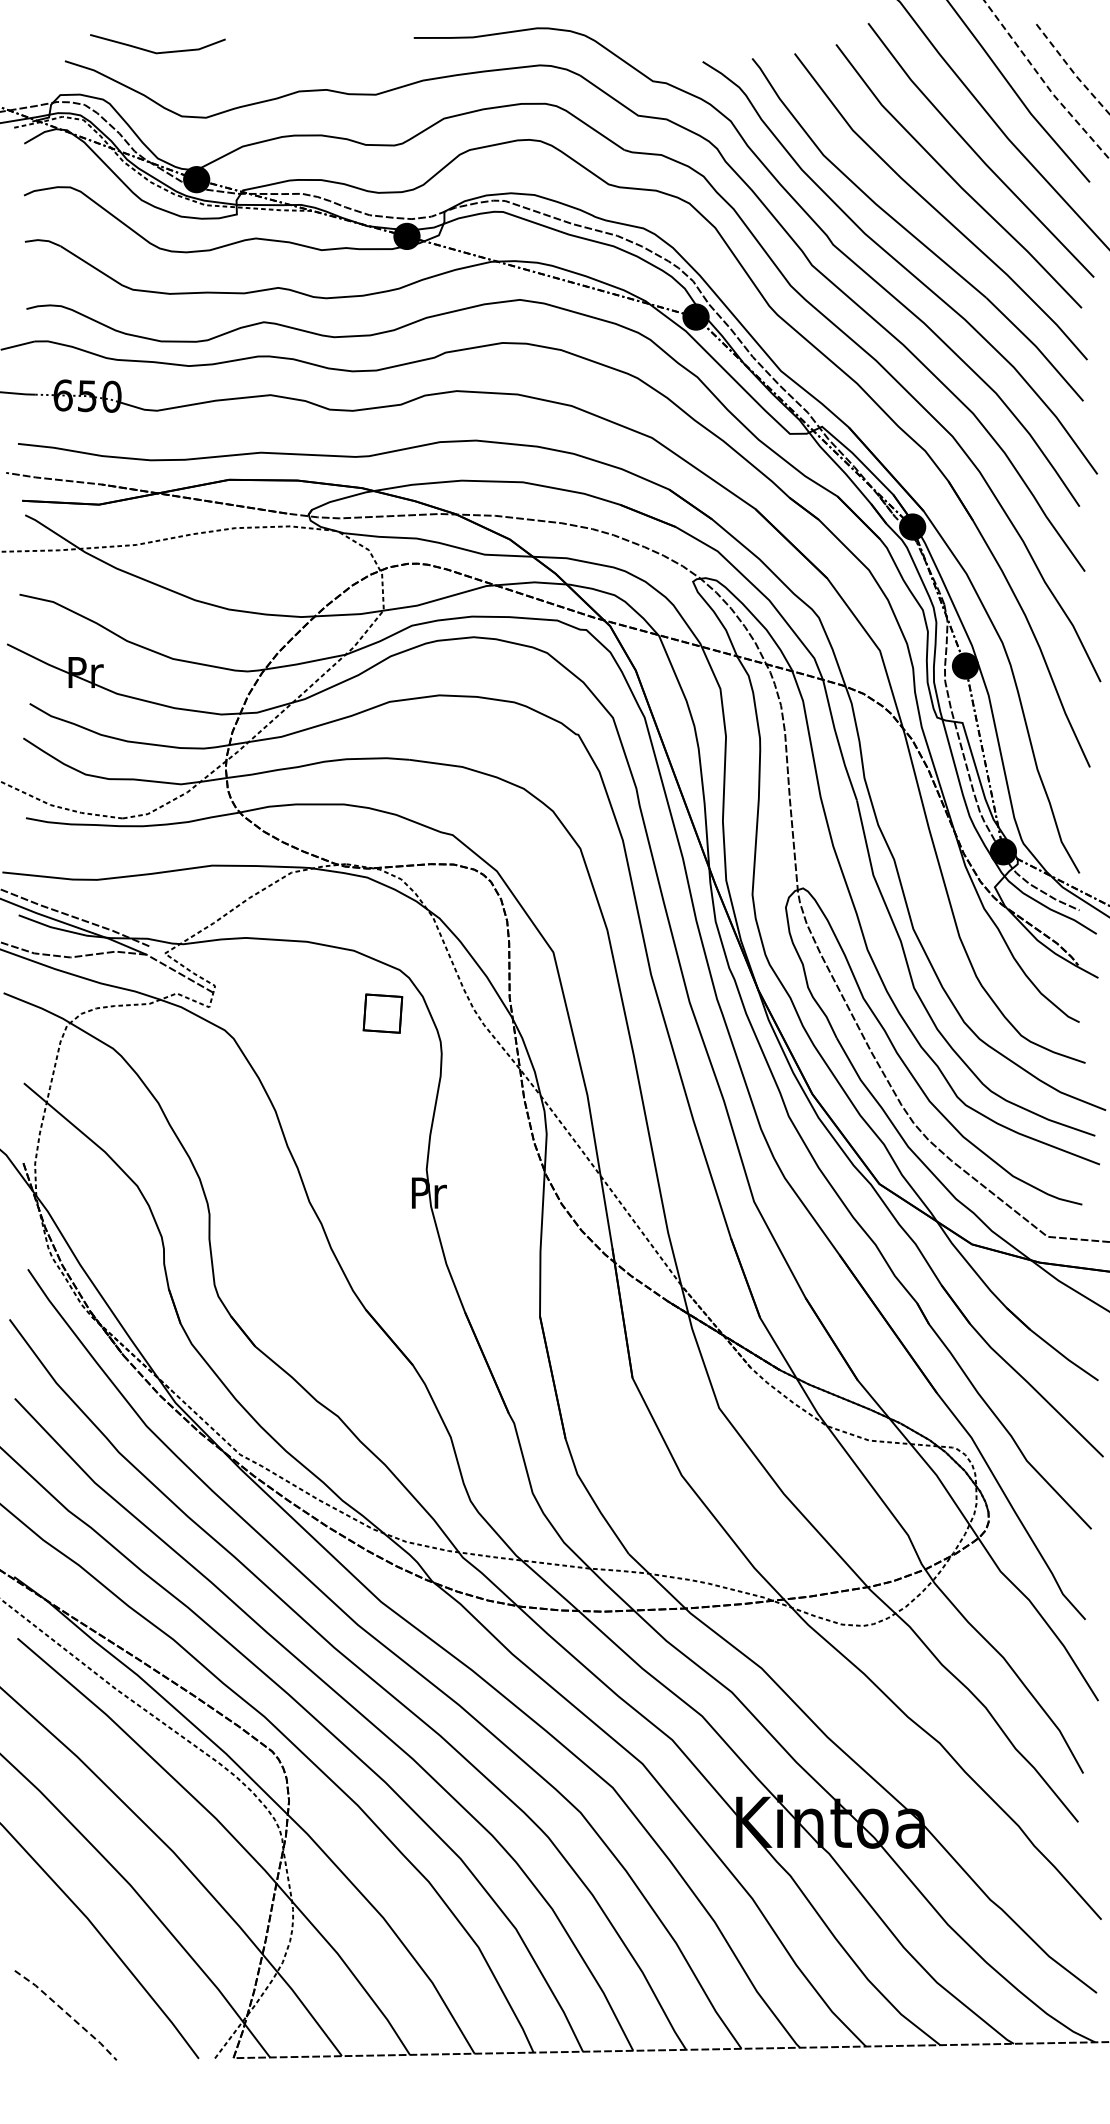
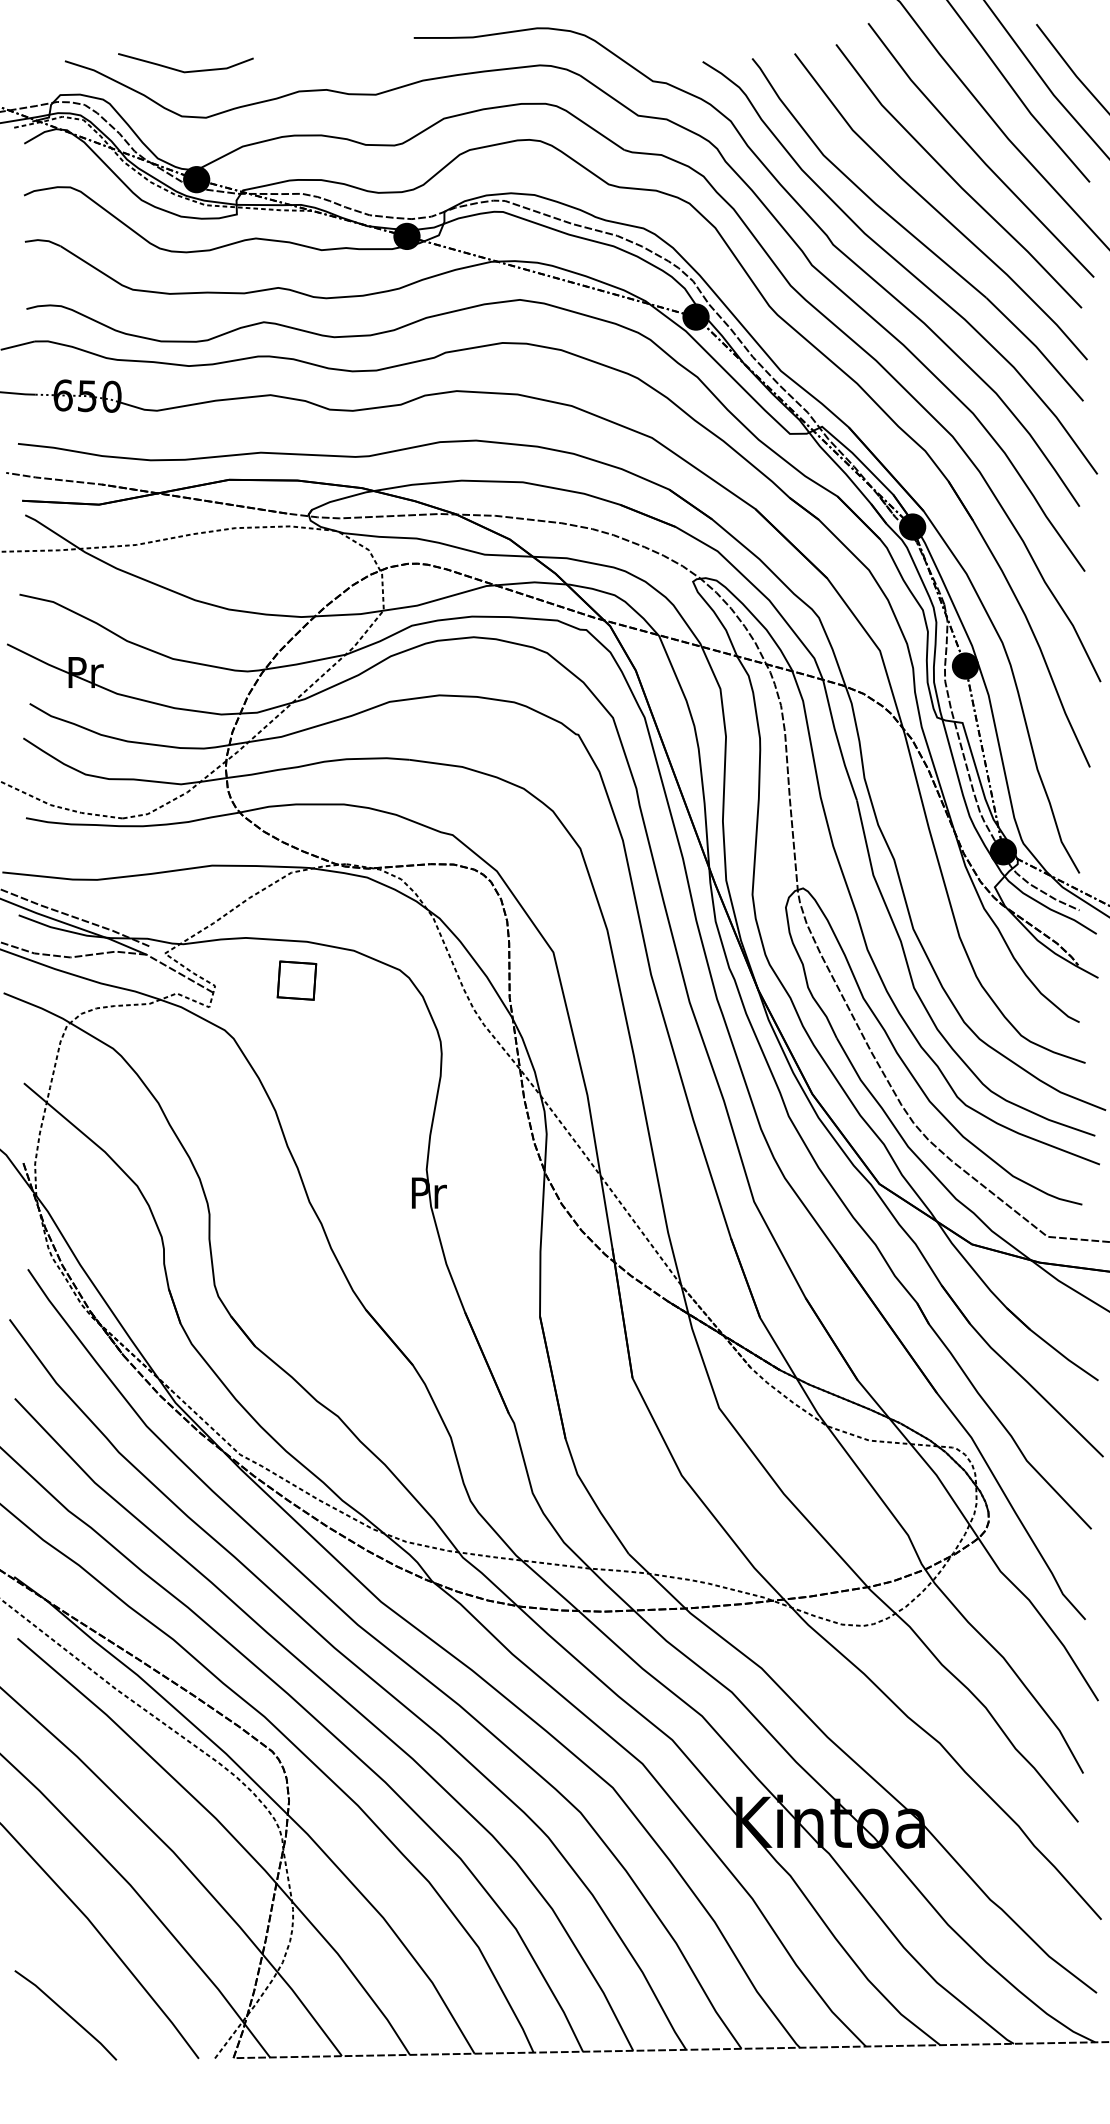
line position: (154, 51) -> (182, 70) (182, 70)
line: dashed -> solid (1072, 70)
line: dashed -> solid (1044, 82)
part position: (382, 1013) -> (296, 980) (296, 980)
line: dashed -> solid (67, 2013)
